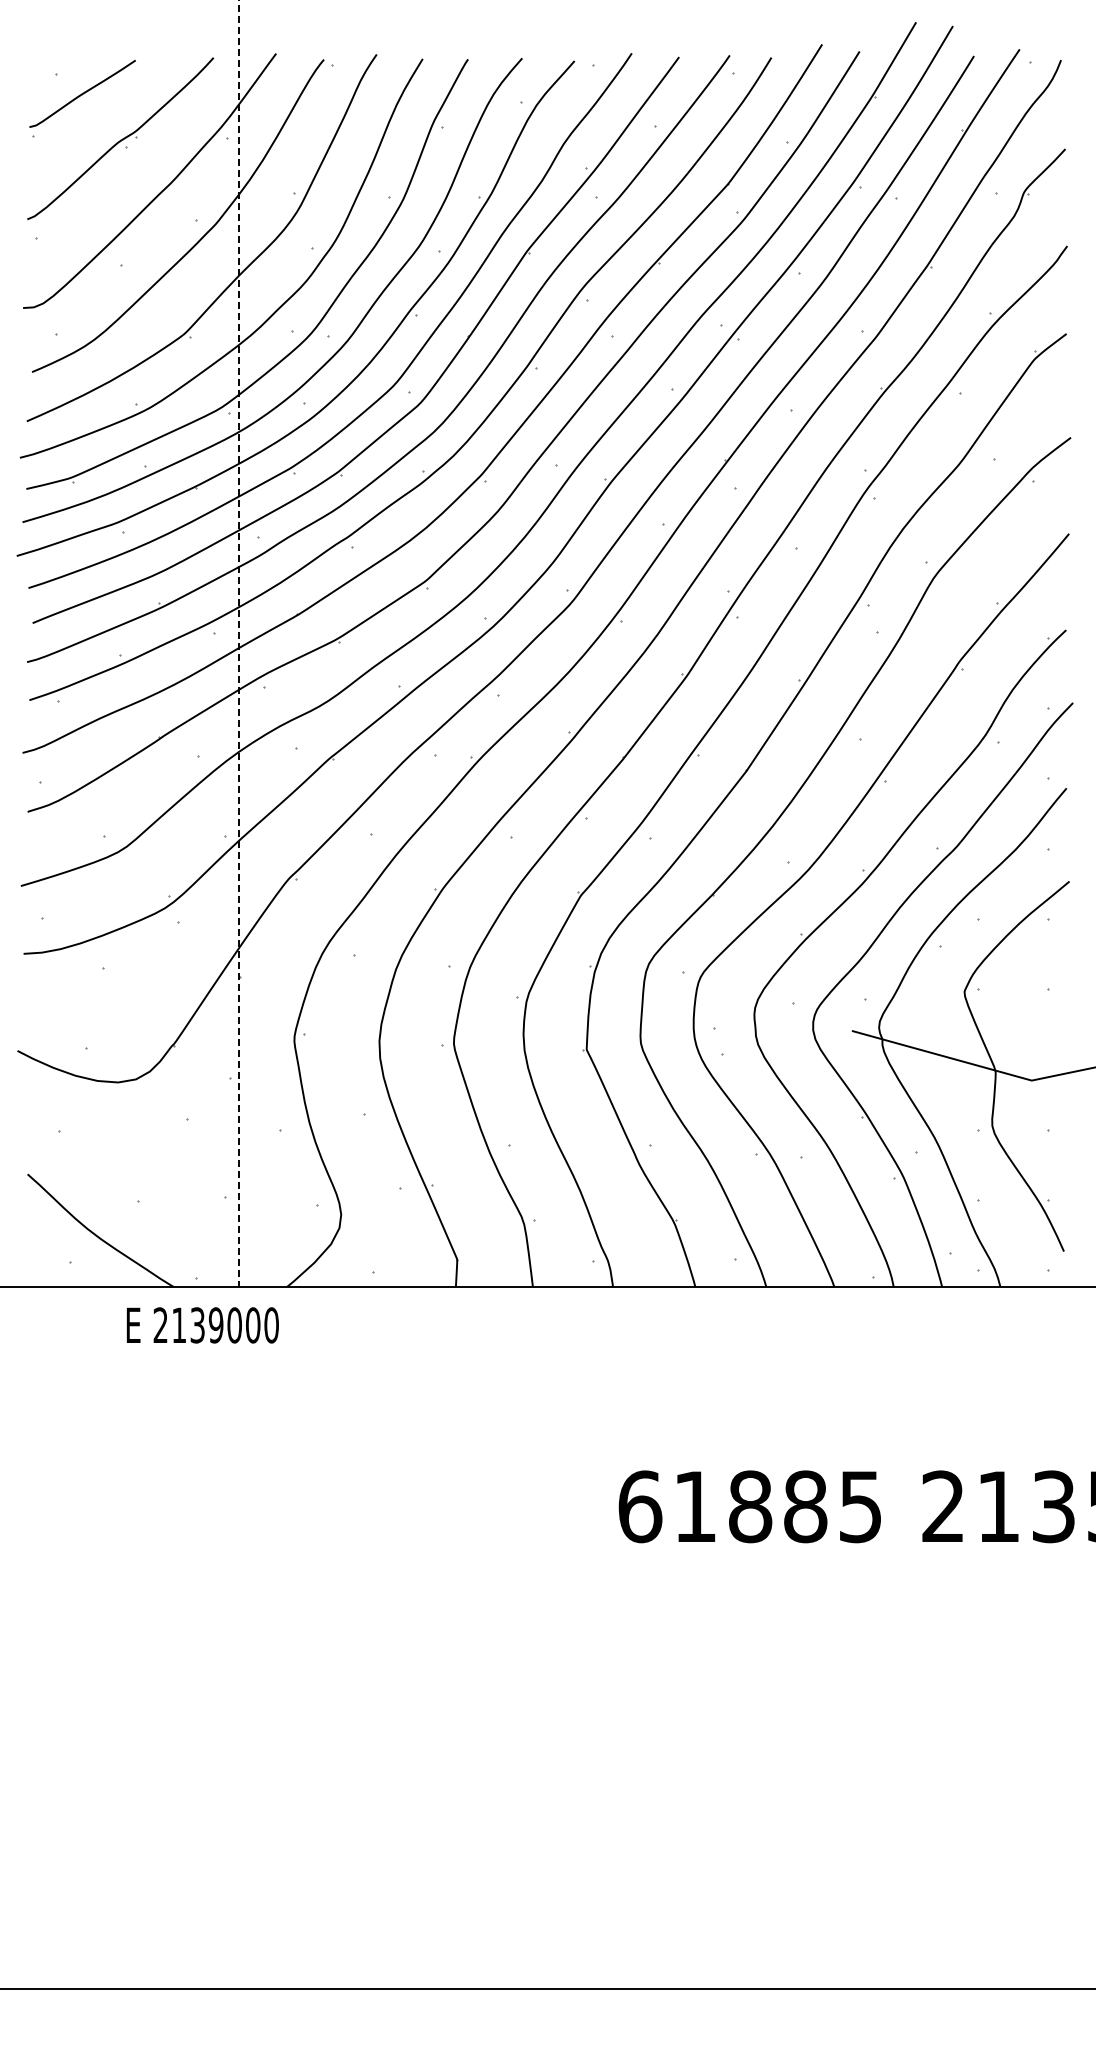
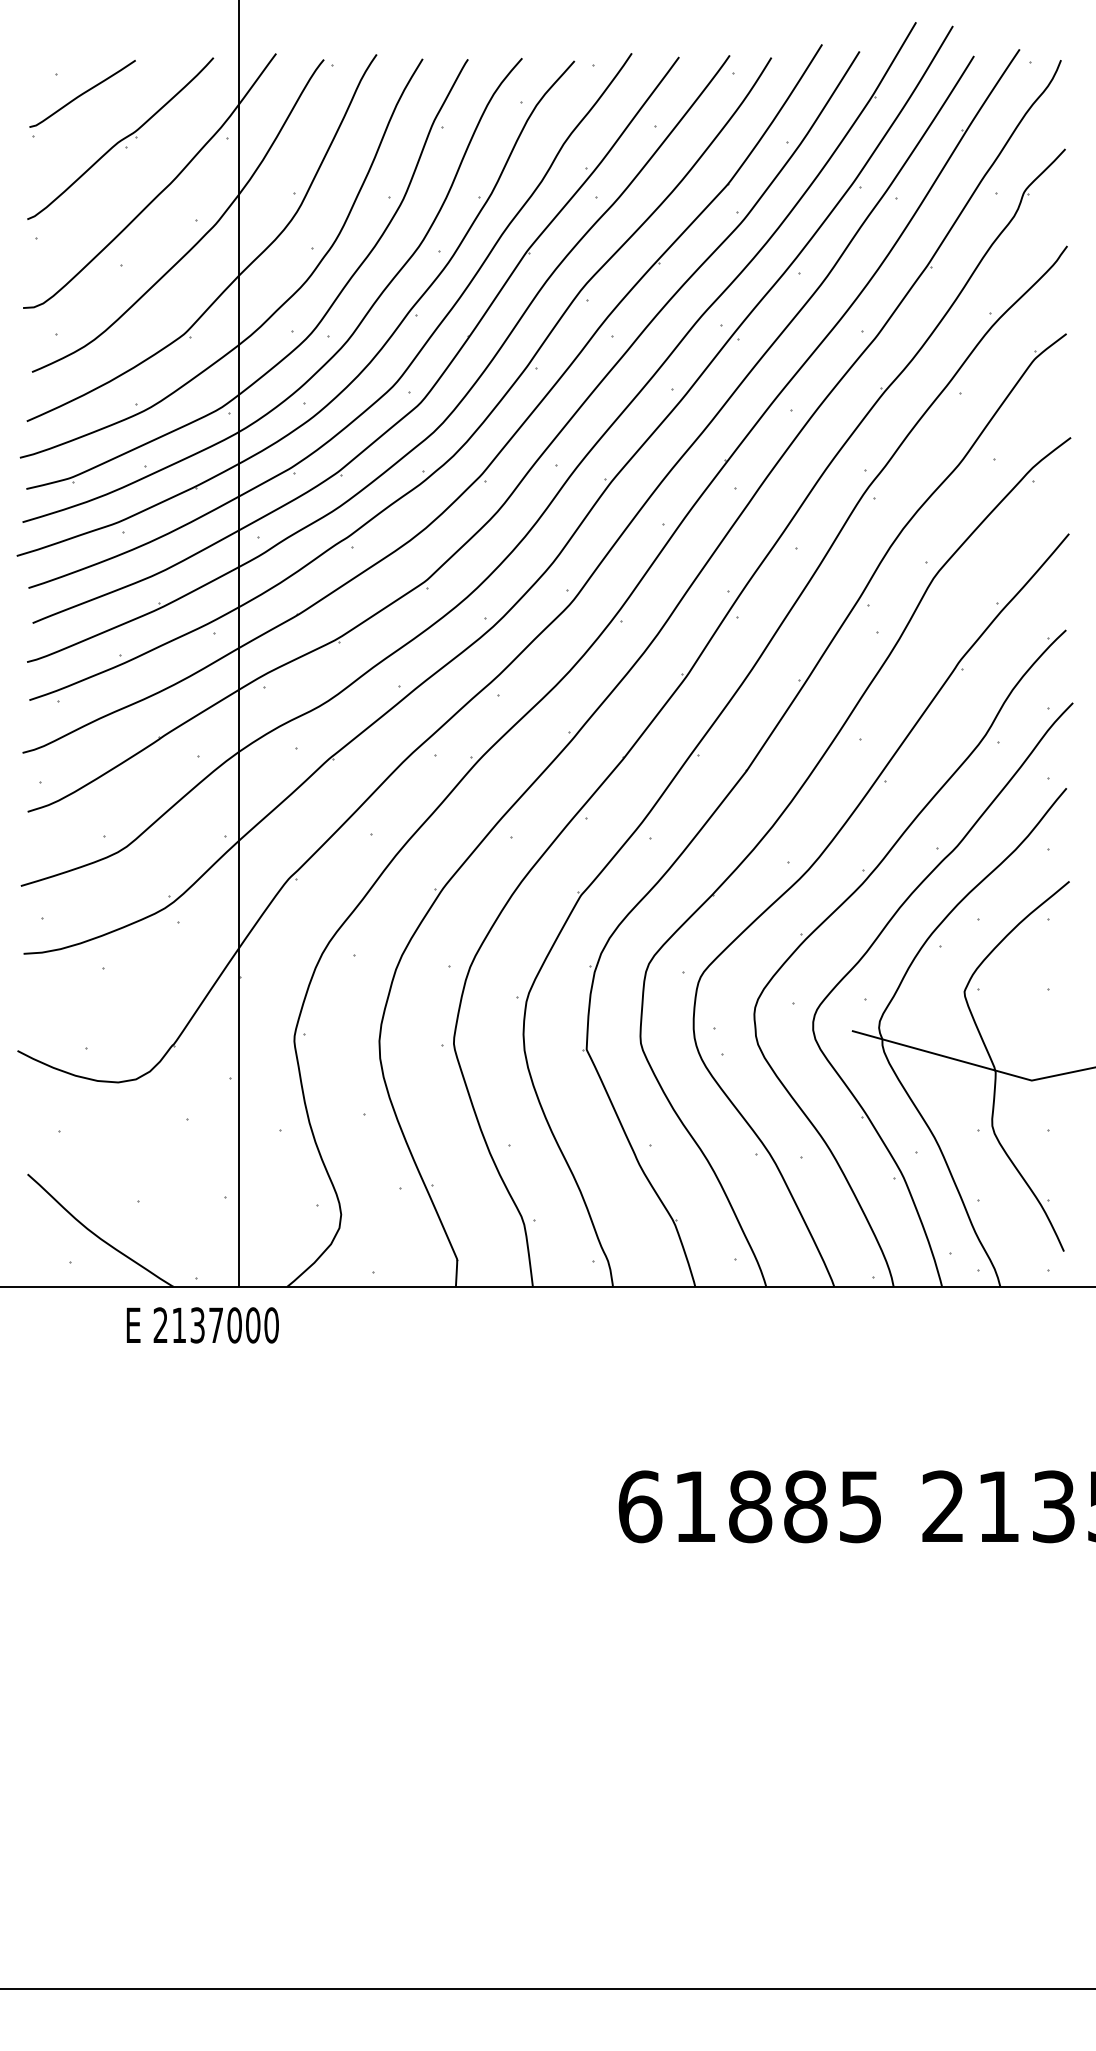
line: dashed -> solid (239, 643)
text: 2139000 -> 2137000 (215, 1325)
